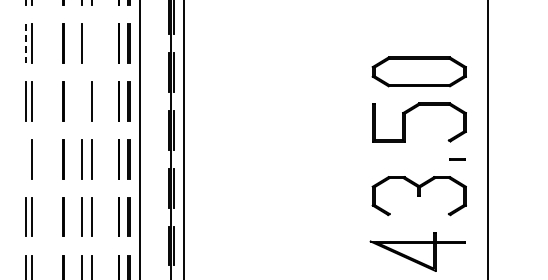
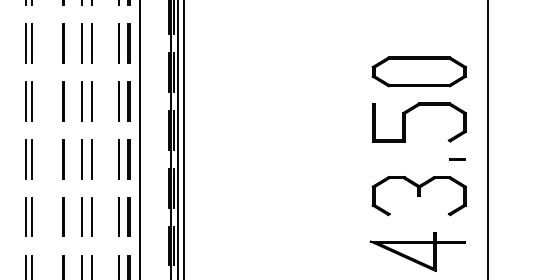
line: dashed -> solid (25, 43)
line: none -> present (91, 43)
line: none -> present (81, 100)
line: none -> present (178, 139)
line: none -> present (25, 158)
